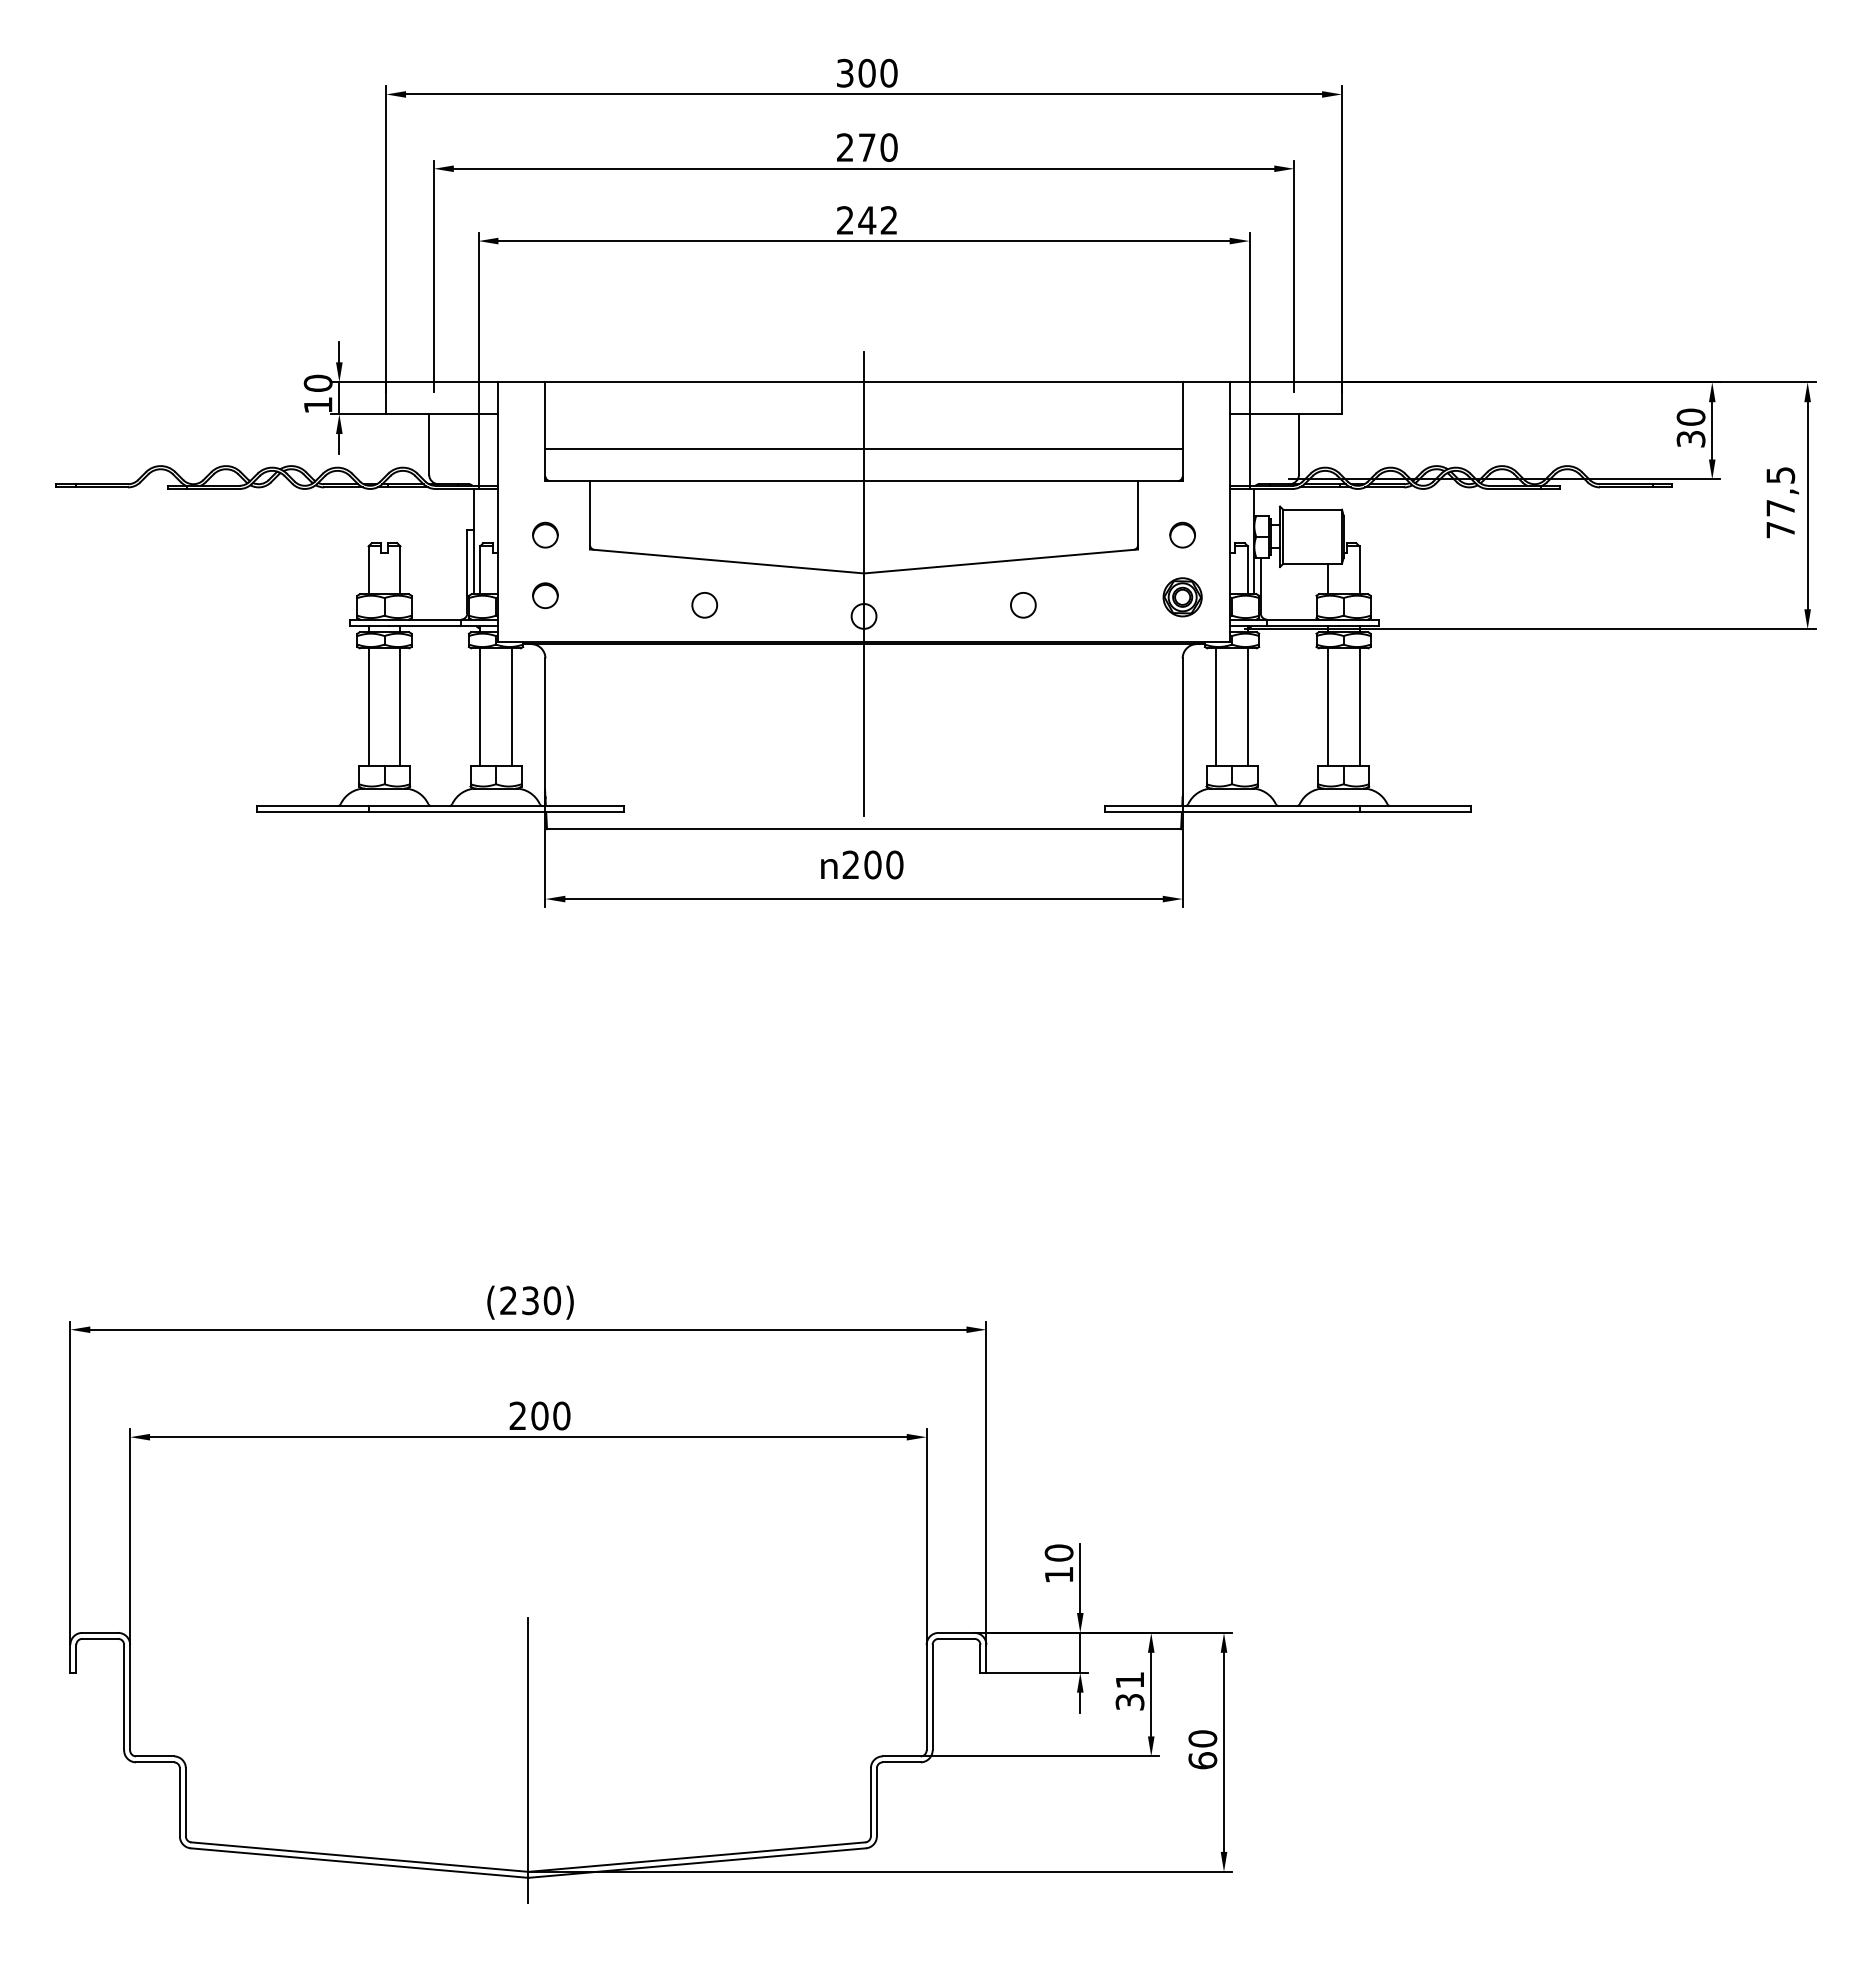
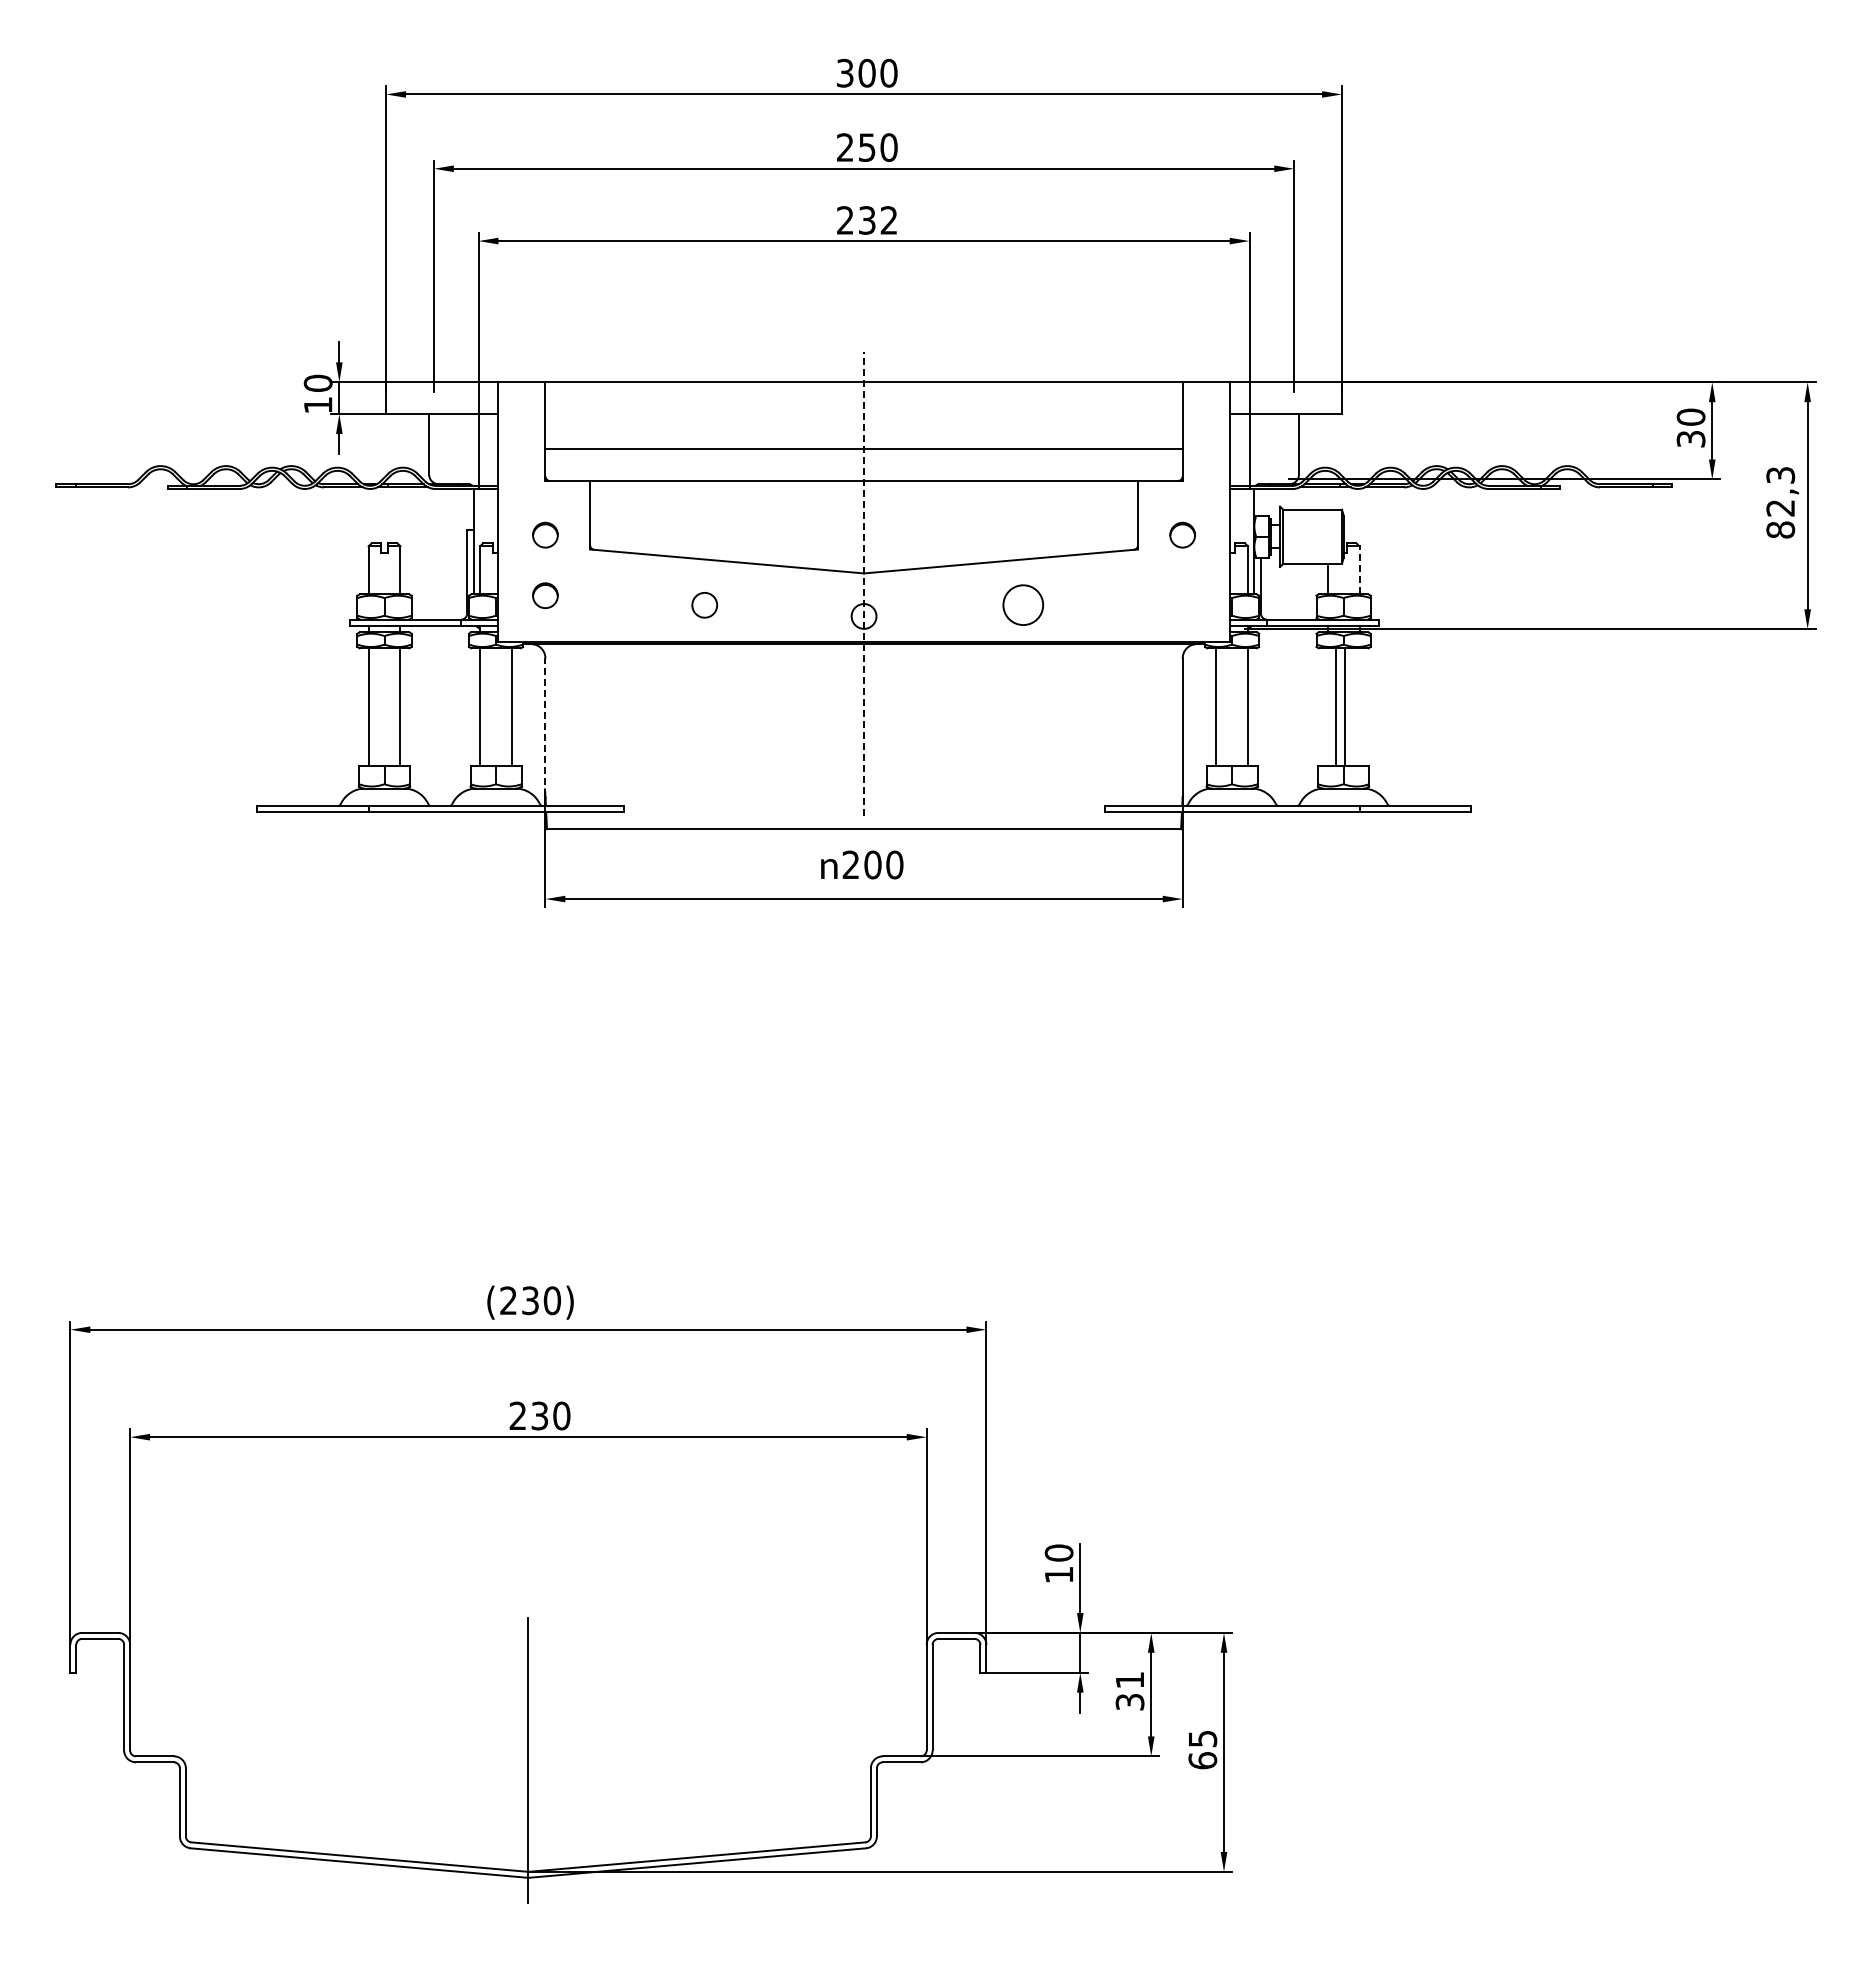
text: 270 -> 250 (867, 147)
text: 242 -> 232 (867, 220)
text: 77,5 -> 82,3 (1780, 502)
line: solid -> dashed (1359, 570)
line: solid -> dashed (864, 583)
part: present -> none (1182, 597)
circle size: 27x27 px -> 43x42 px (1023, 604)
line position: (1327, 707) -> (1344, 707) (1344, 707)
line position: (1359, 707) -> (1335, 707) (1335, 707)
line: solid -> dashed (545, 727)
text: 200 -> 230 (539, 1415)
text: 60 -> 65 (1202, 1738)
